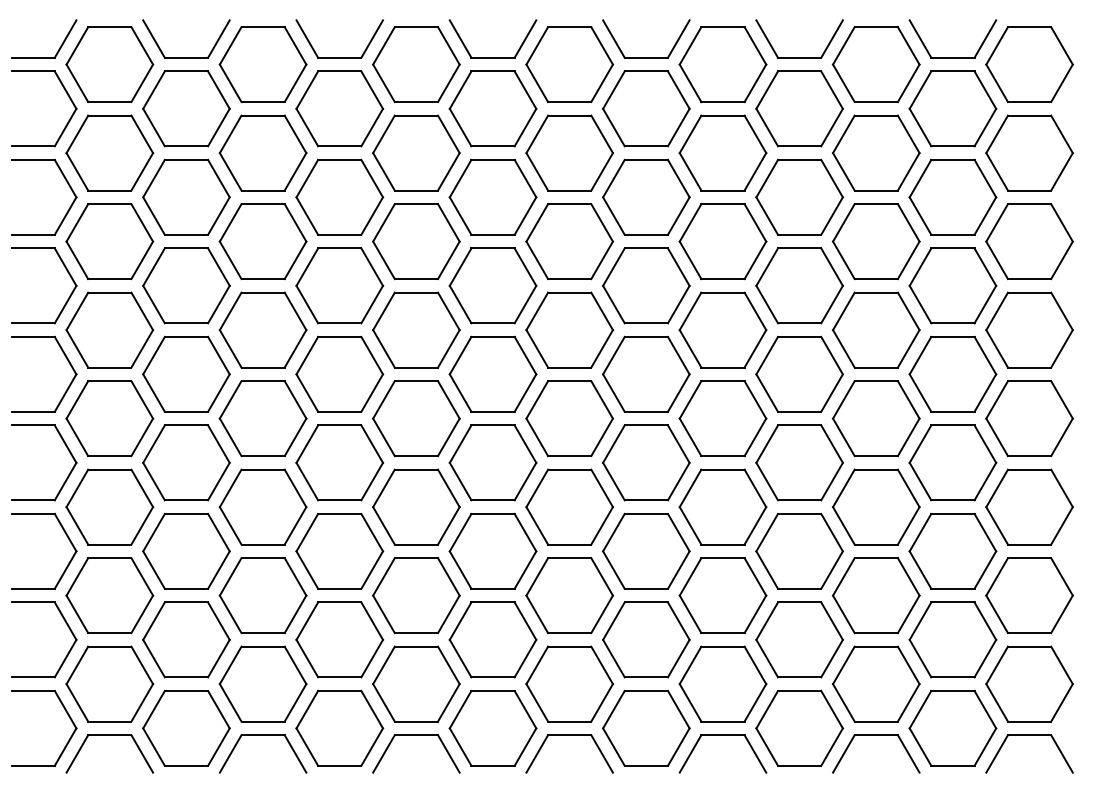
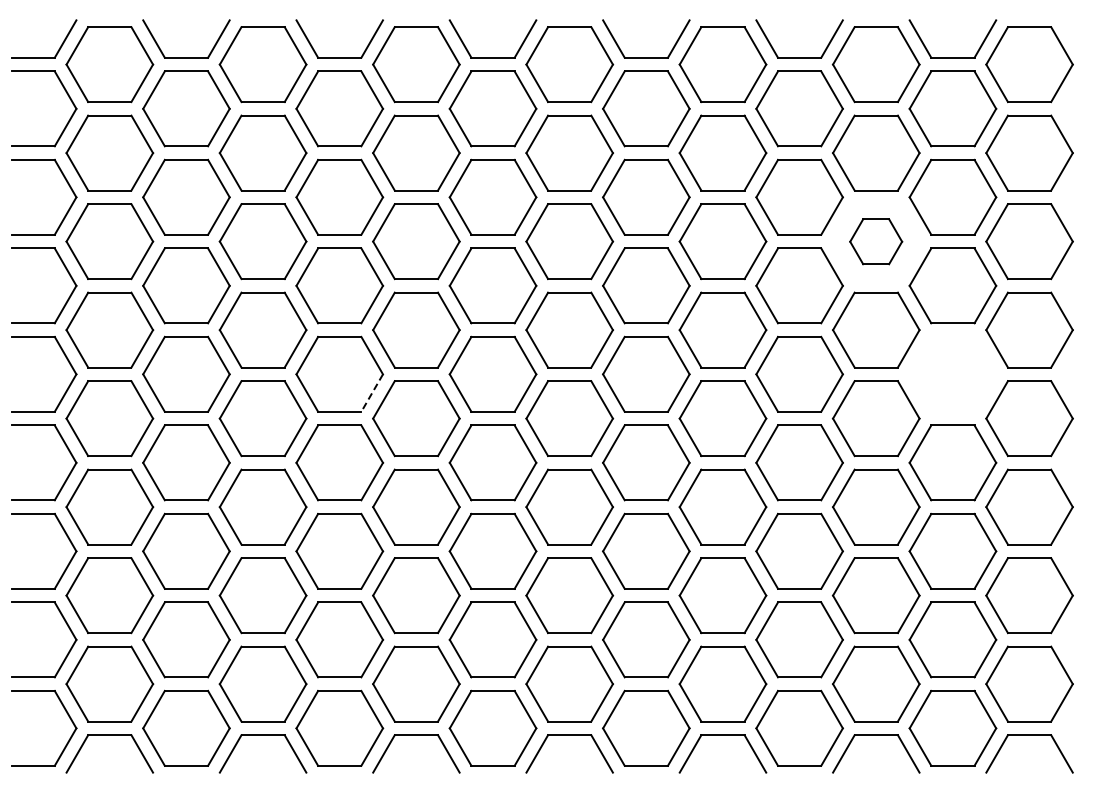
part size: 90x78 px -> 55x48 px (876, 241)
part: present -> none (952, 373)
line: solid -> dashed (372, 393)
